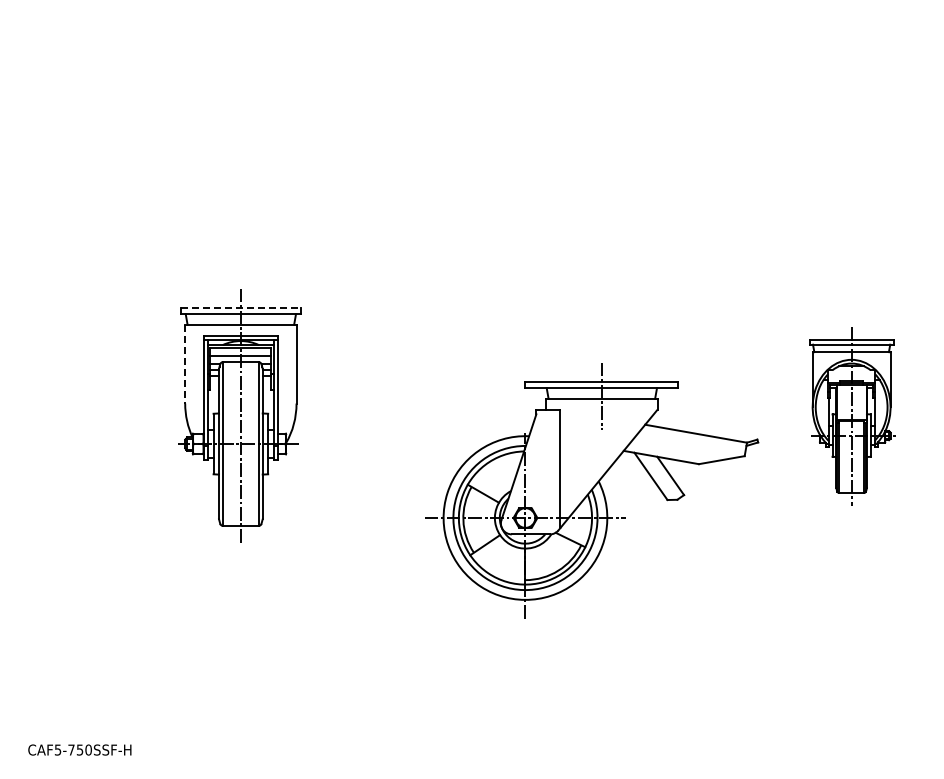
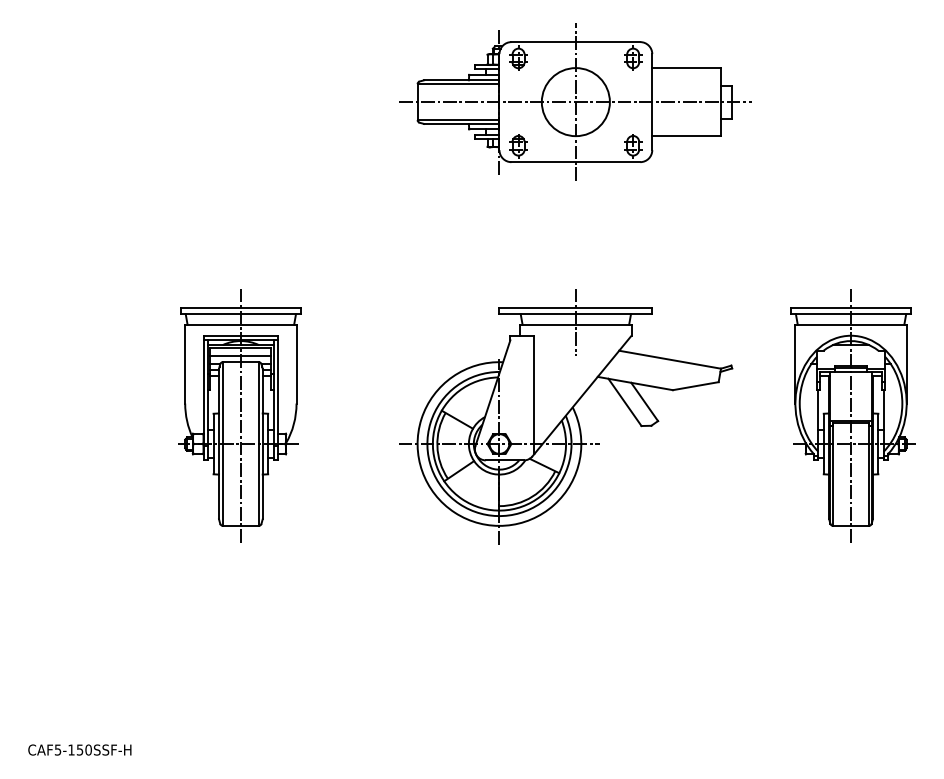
part: none -> present (575, 101)
line: dashed -> solid (241, 307)
line: dashed -> solid (185, 364)
part size: 87x179 px -> 126x254 px (852, 415)
part position: (592, 490) -> (566, 416) (566, 416)
text: CAF5-750SSF-H -> CAF5-150SSF-H (71, 749)
